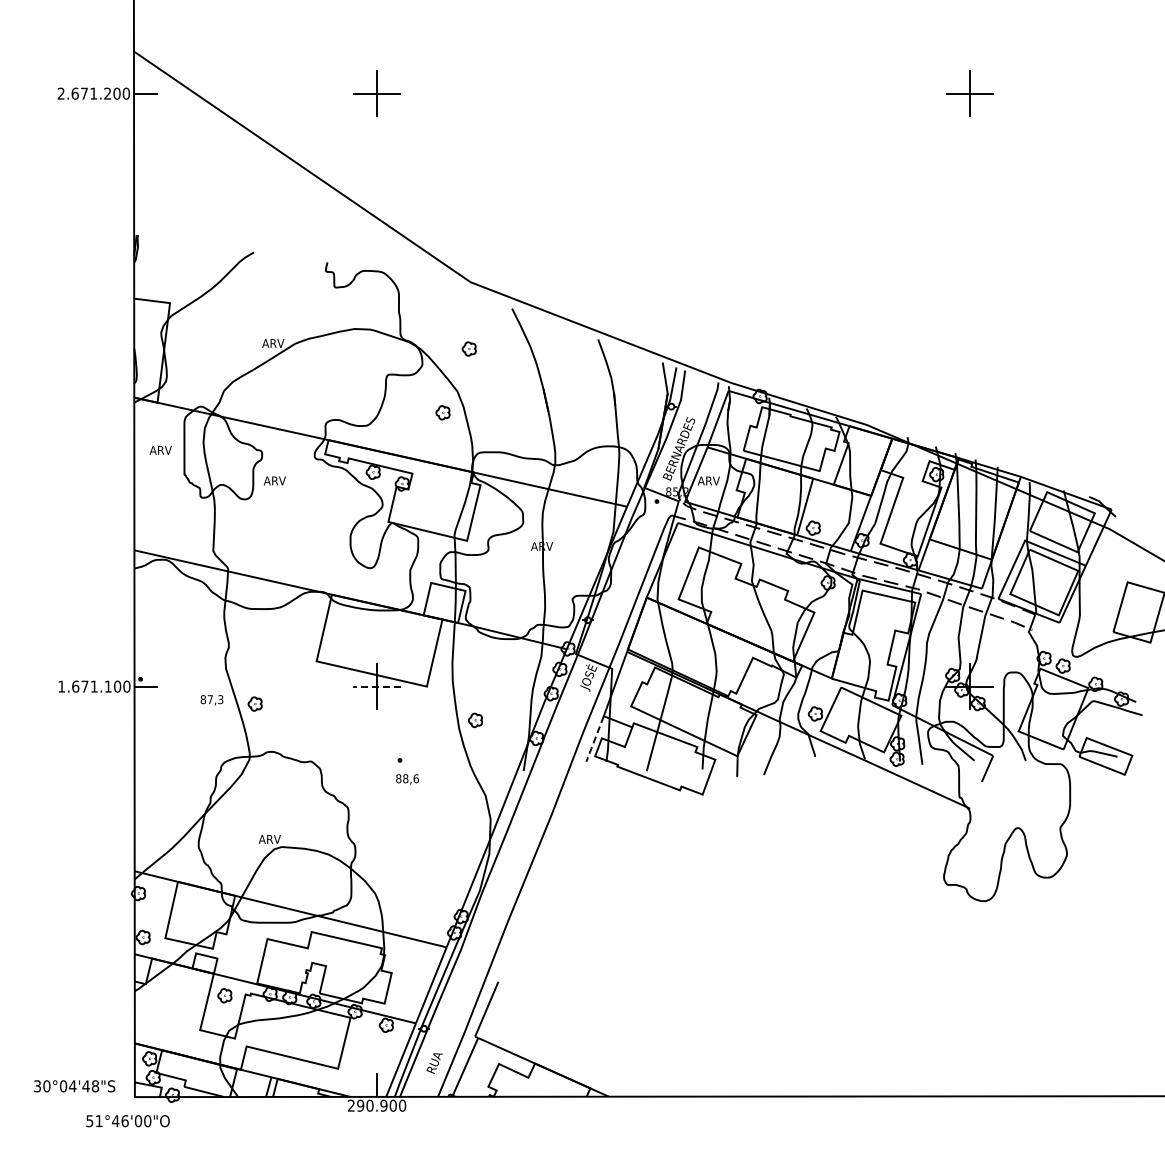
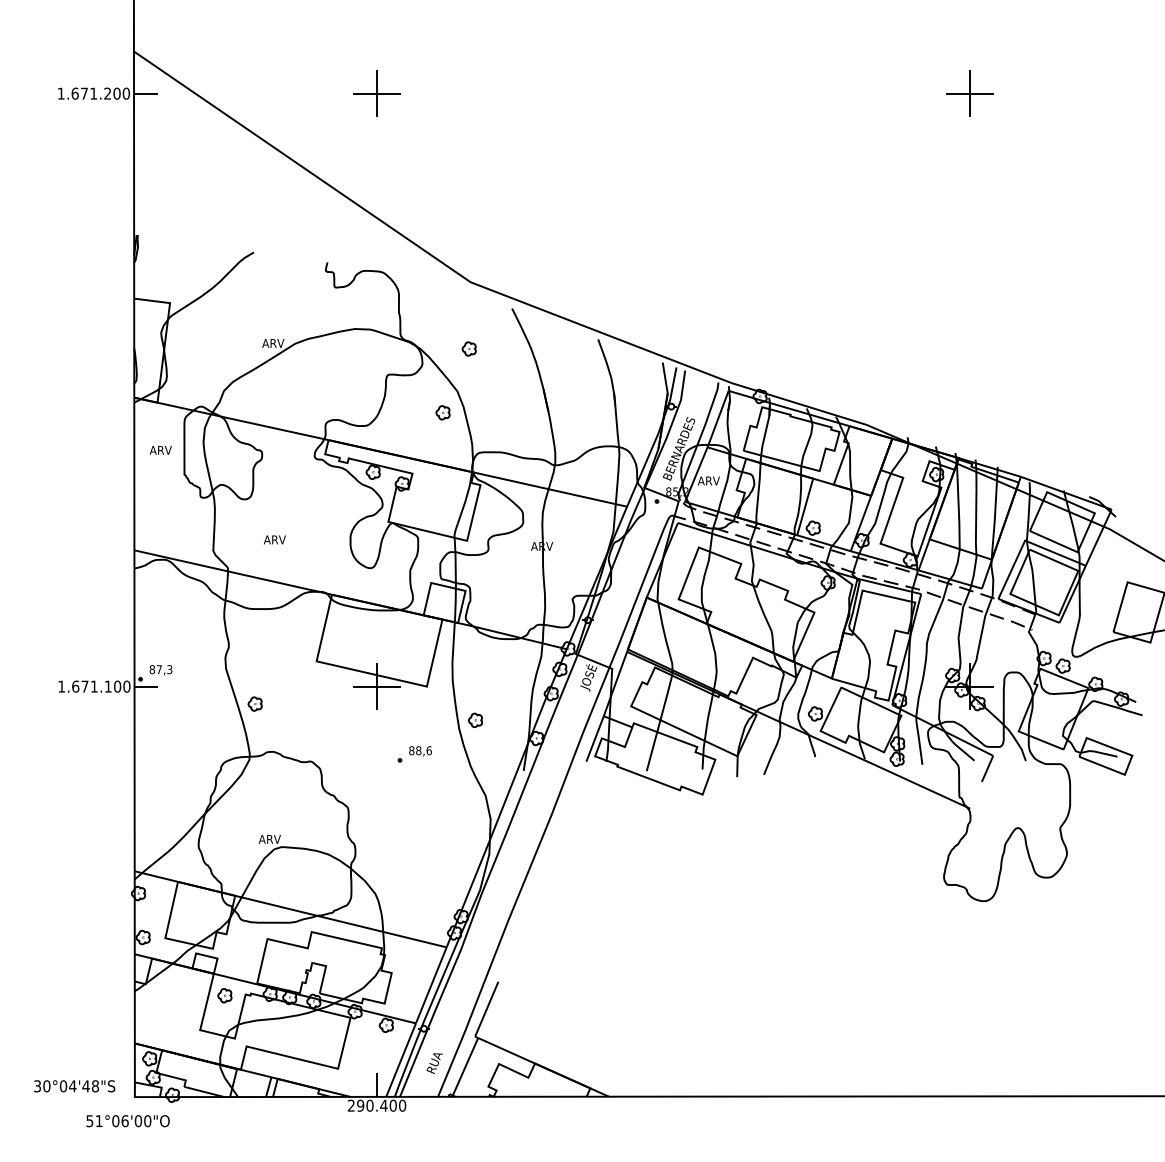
text: 2.671.200 -> 1.671.200 (60, 93)
text position: (274, 480) -> (274, 539) (274, 539)
line: dashed -> solid (377, 686)
text position: (211, 700) -> (160, 670) (160, 670)
line: dashed -> solid (594, 739)
text position: (407, 779) -> (420, 751) (420, 751)
text: 290.900 -> 290.400 (383, 1105)
text: 51°46'00"O -> 51°06'00"O (115, 1121)
